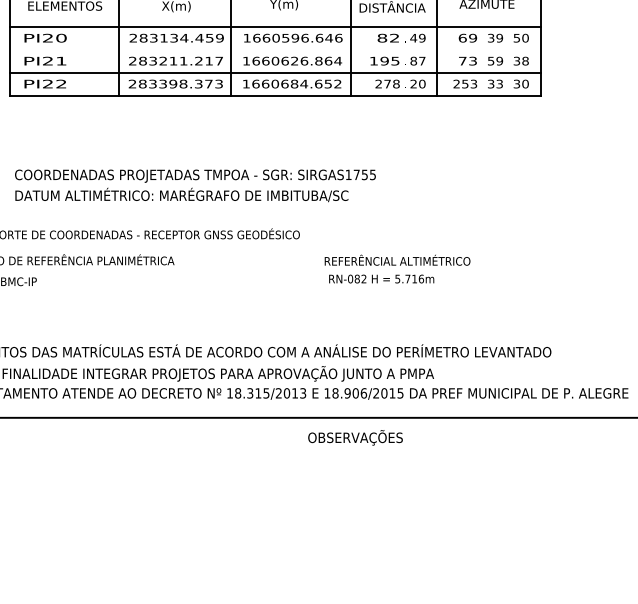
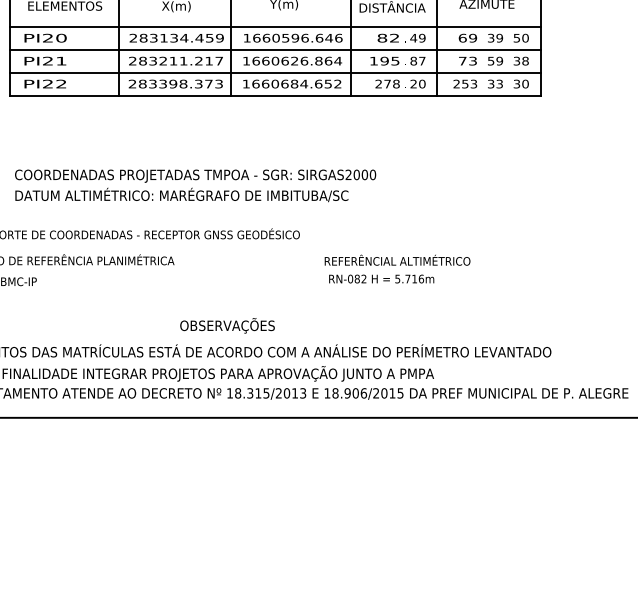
line: none -> present (274, 49)
text: SIRGAS1755 -> SIRGAS2000 (360, 174)
text position: (355, 437) -> (227, 325) (227, 325)
